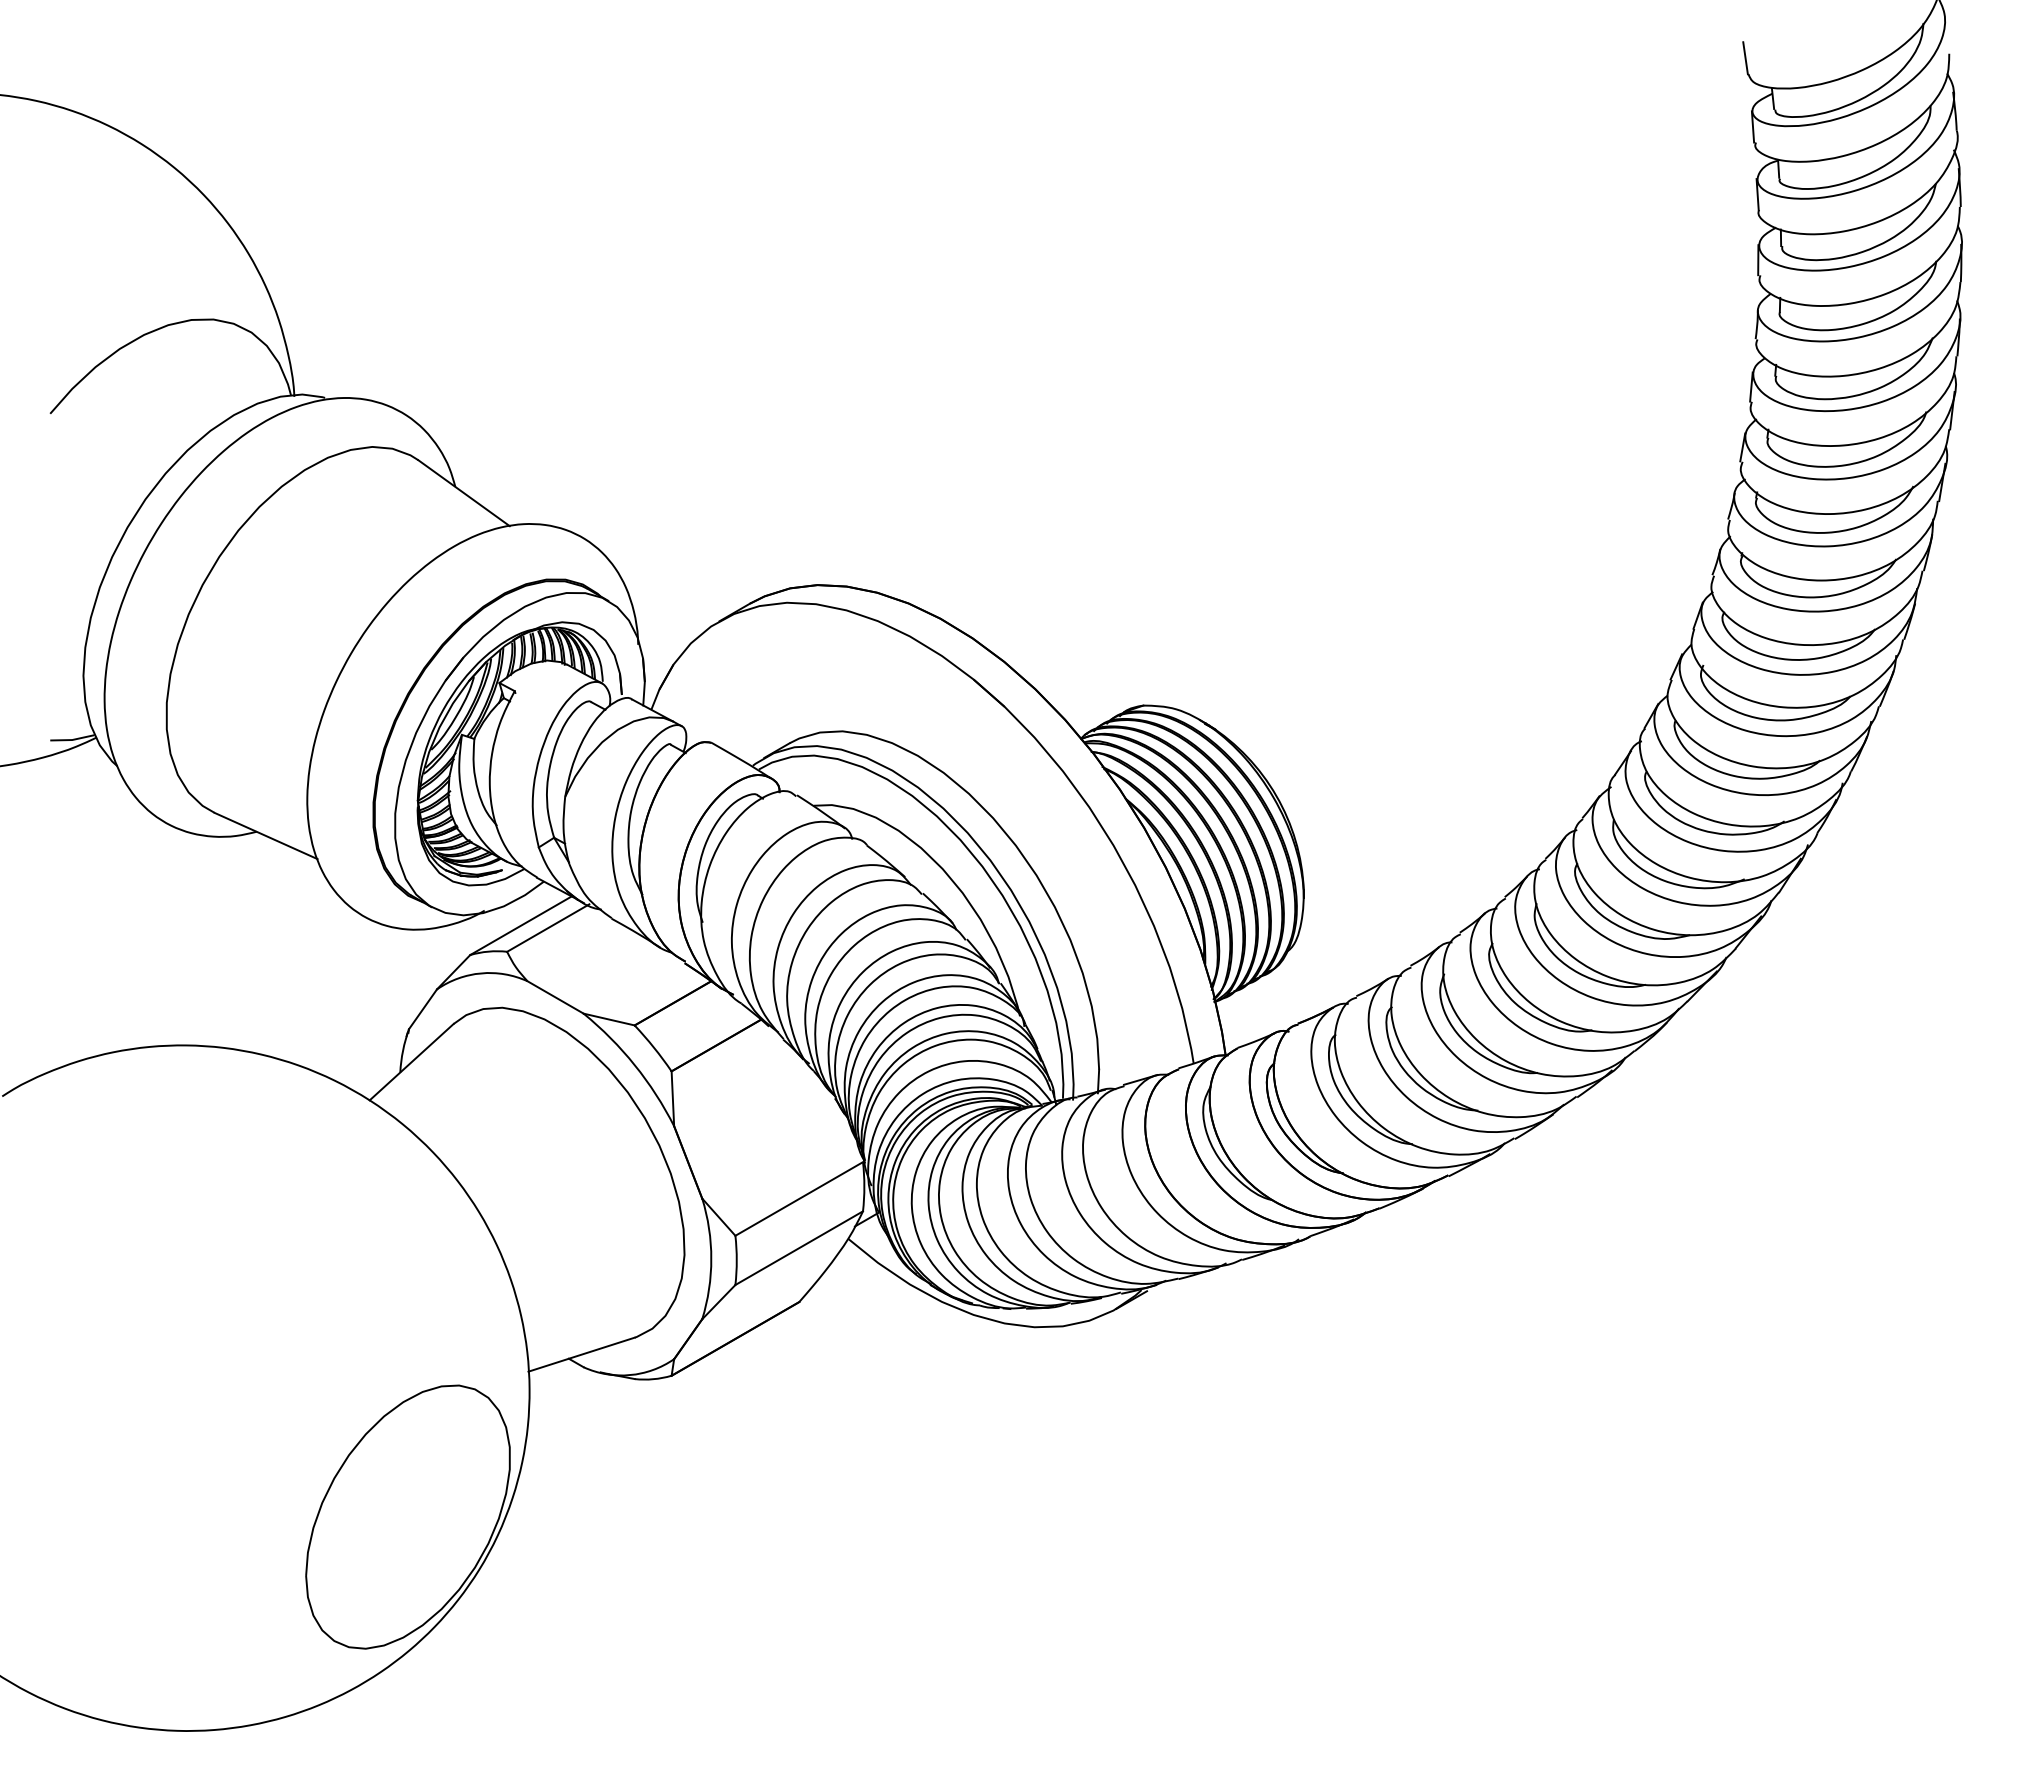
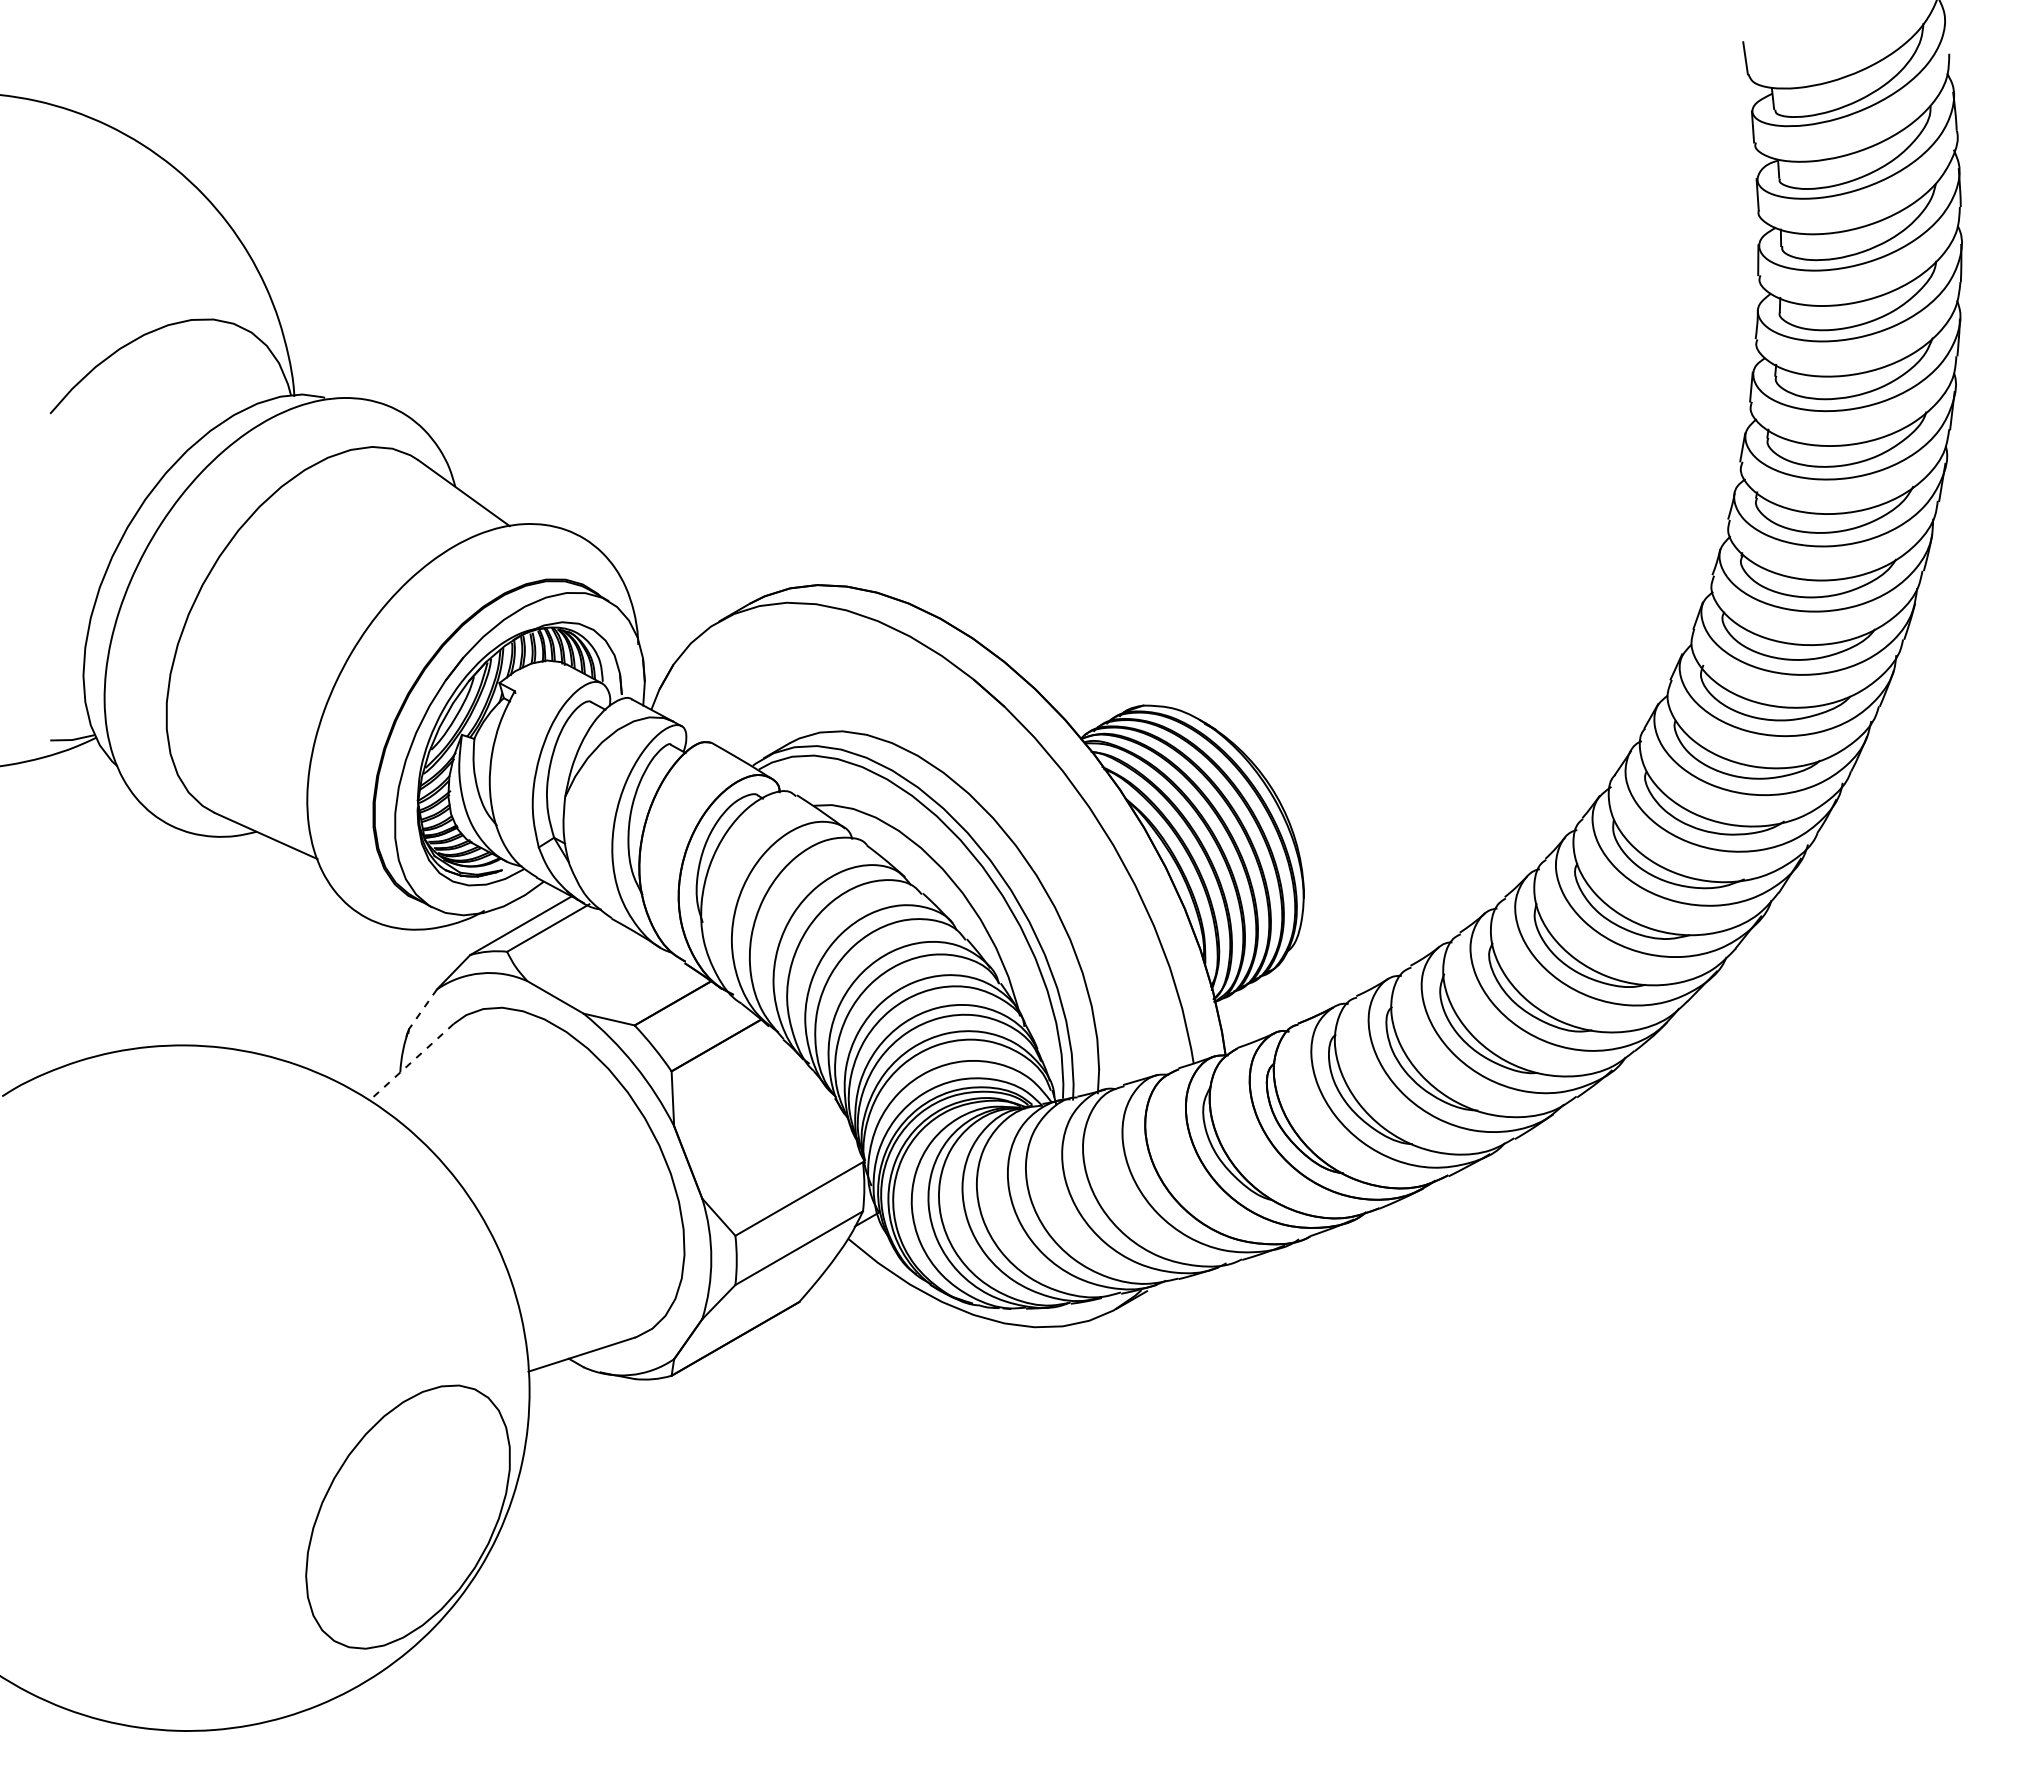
line: solid -> dashed (422, 1009)
line: solid -> dashed (411, 1062)
